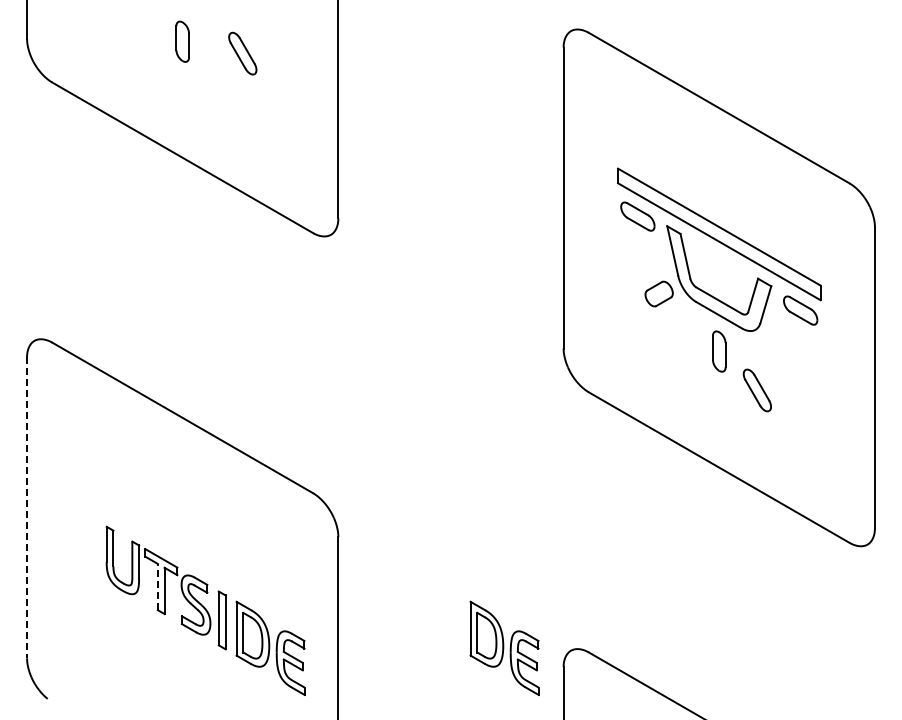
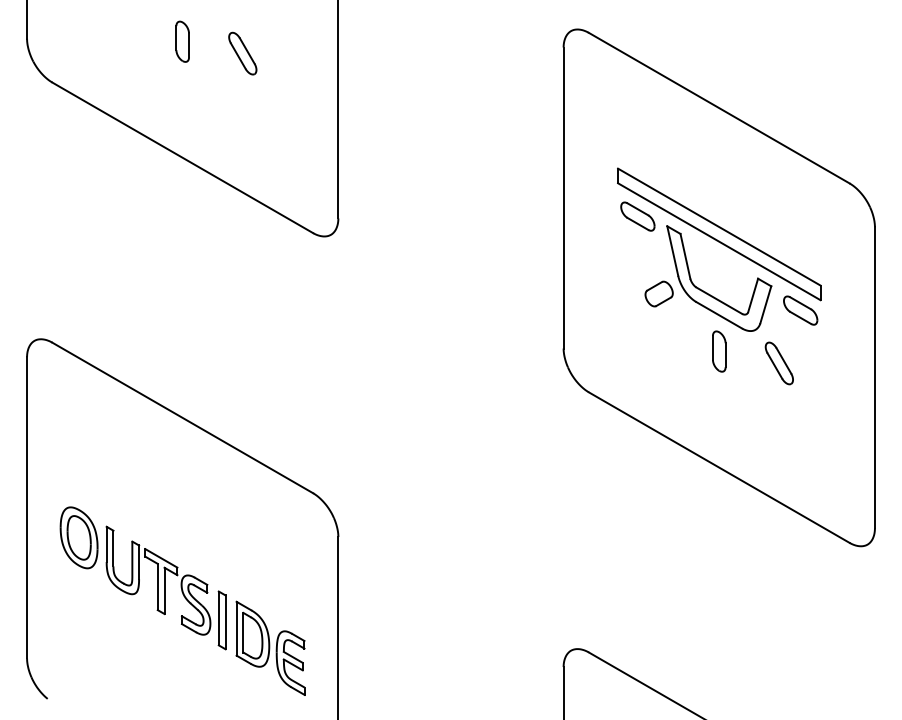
part position: (756, 390) -> (778, 363) (778, 363)
line: dashed -> solid (27, 507)
part: none -> present (78, 537)
line: dashed -> solid (157, 586)
part: present -> none (504, 647)
